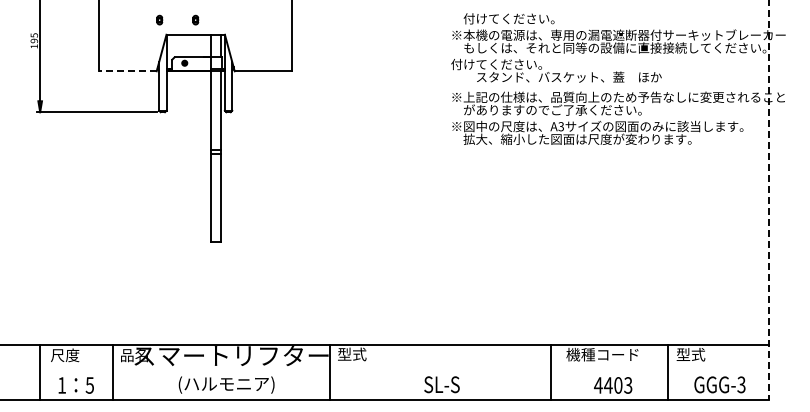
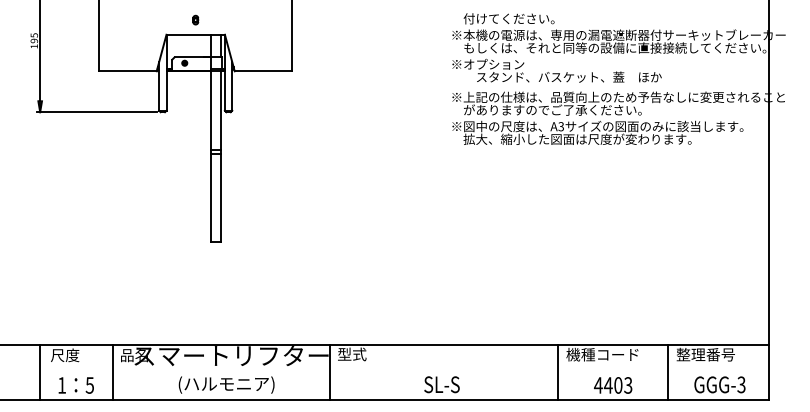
part: present -> none (159, 19)
text: 付けてください。 -> ※オプション (496, 64)
line: dashed -> solid (128, 71)
line: dashed -> solid (769, 200)
text: 型式 -> 整理番号 (705, 354)
line position: (551, 371) -> (558, 371) (558, 371)
